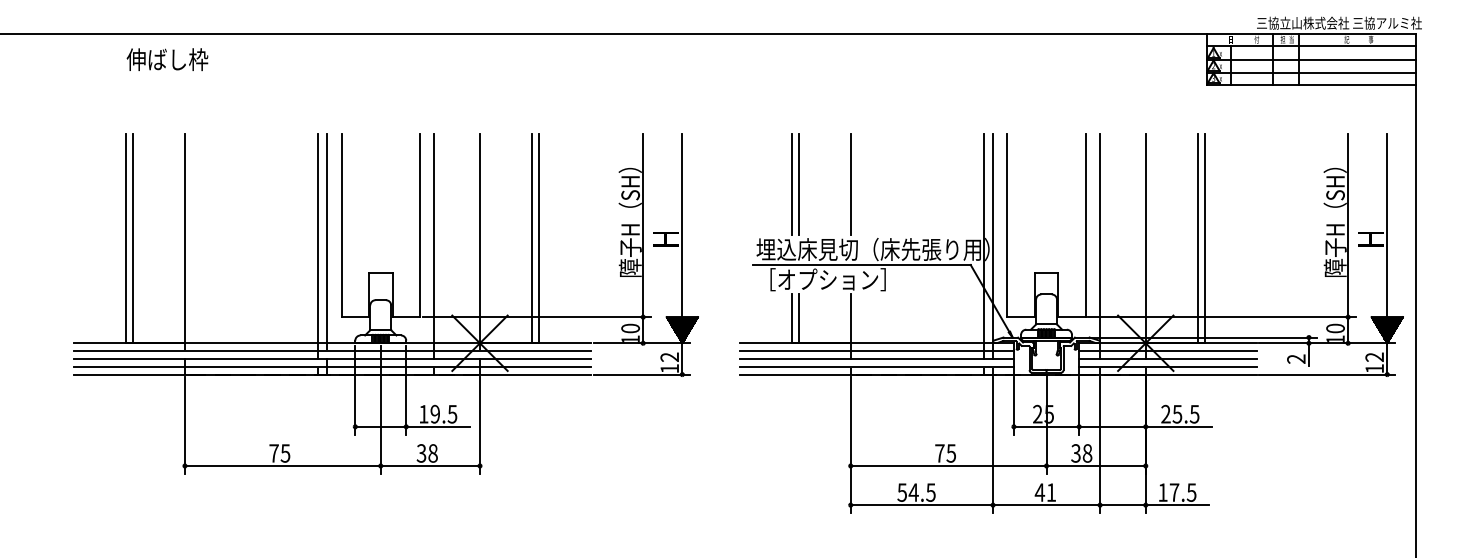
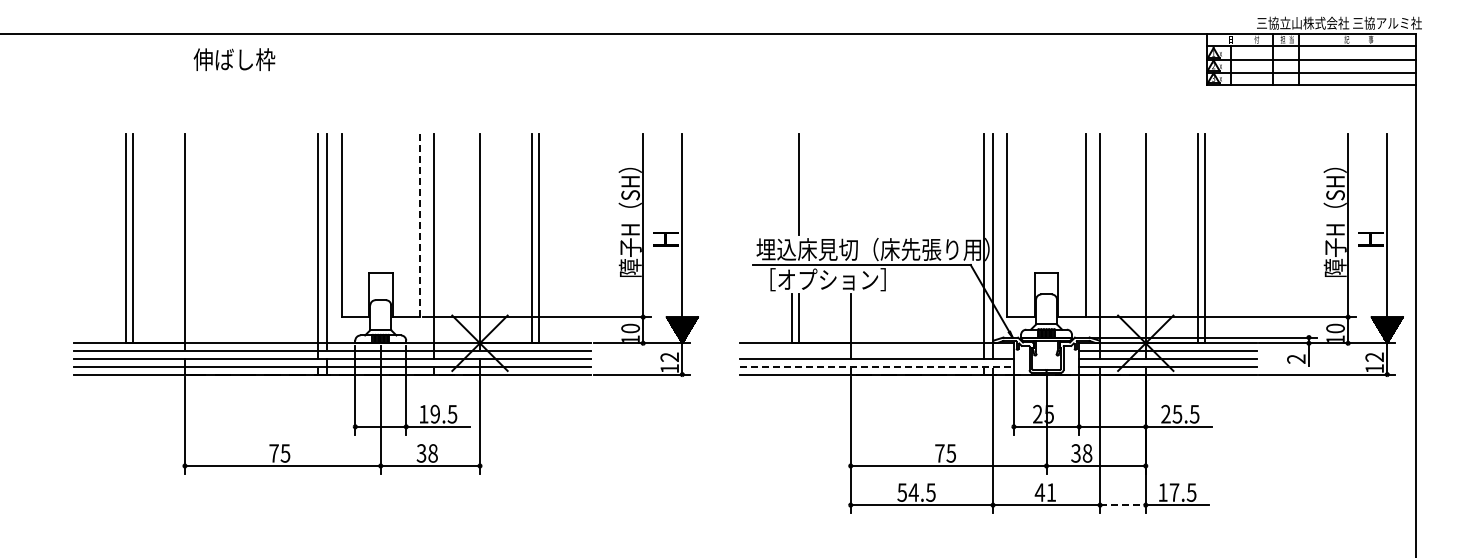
text position: (167, 59) -> (234, 59) (234, 59)
line: present -> none (791, 184)
line: present -> none (850, 184)
line: solid -> dashed (419, 226)
line: present -> none (876, 351)
line: solid -> dashed (877, 366)
line: solid -> dashed (1122, 505)
